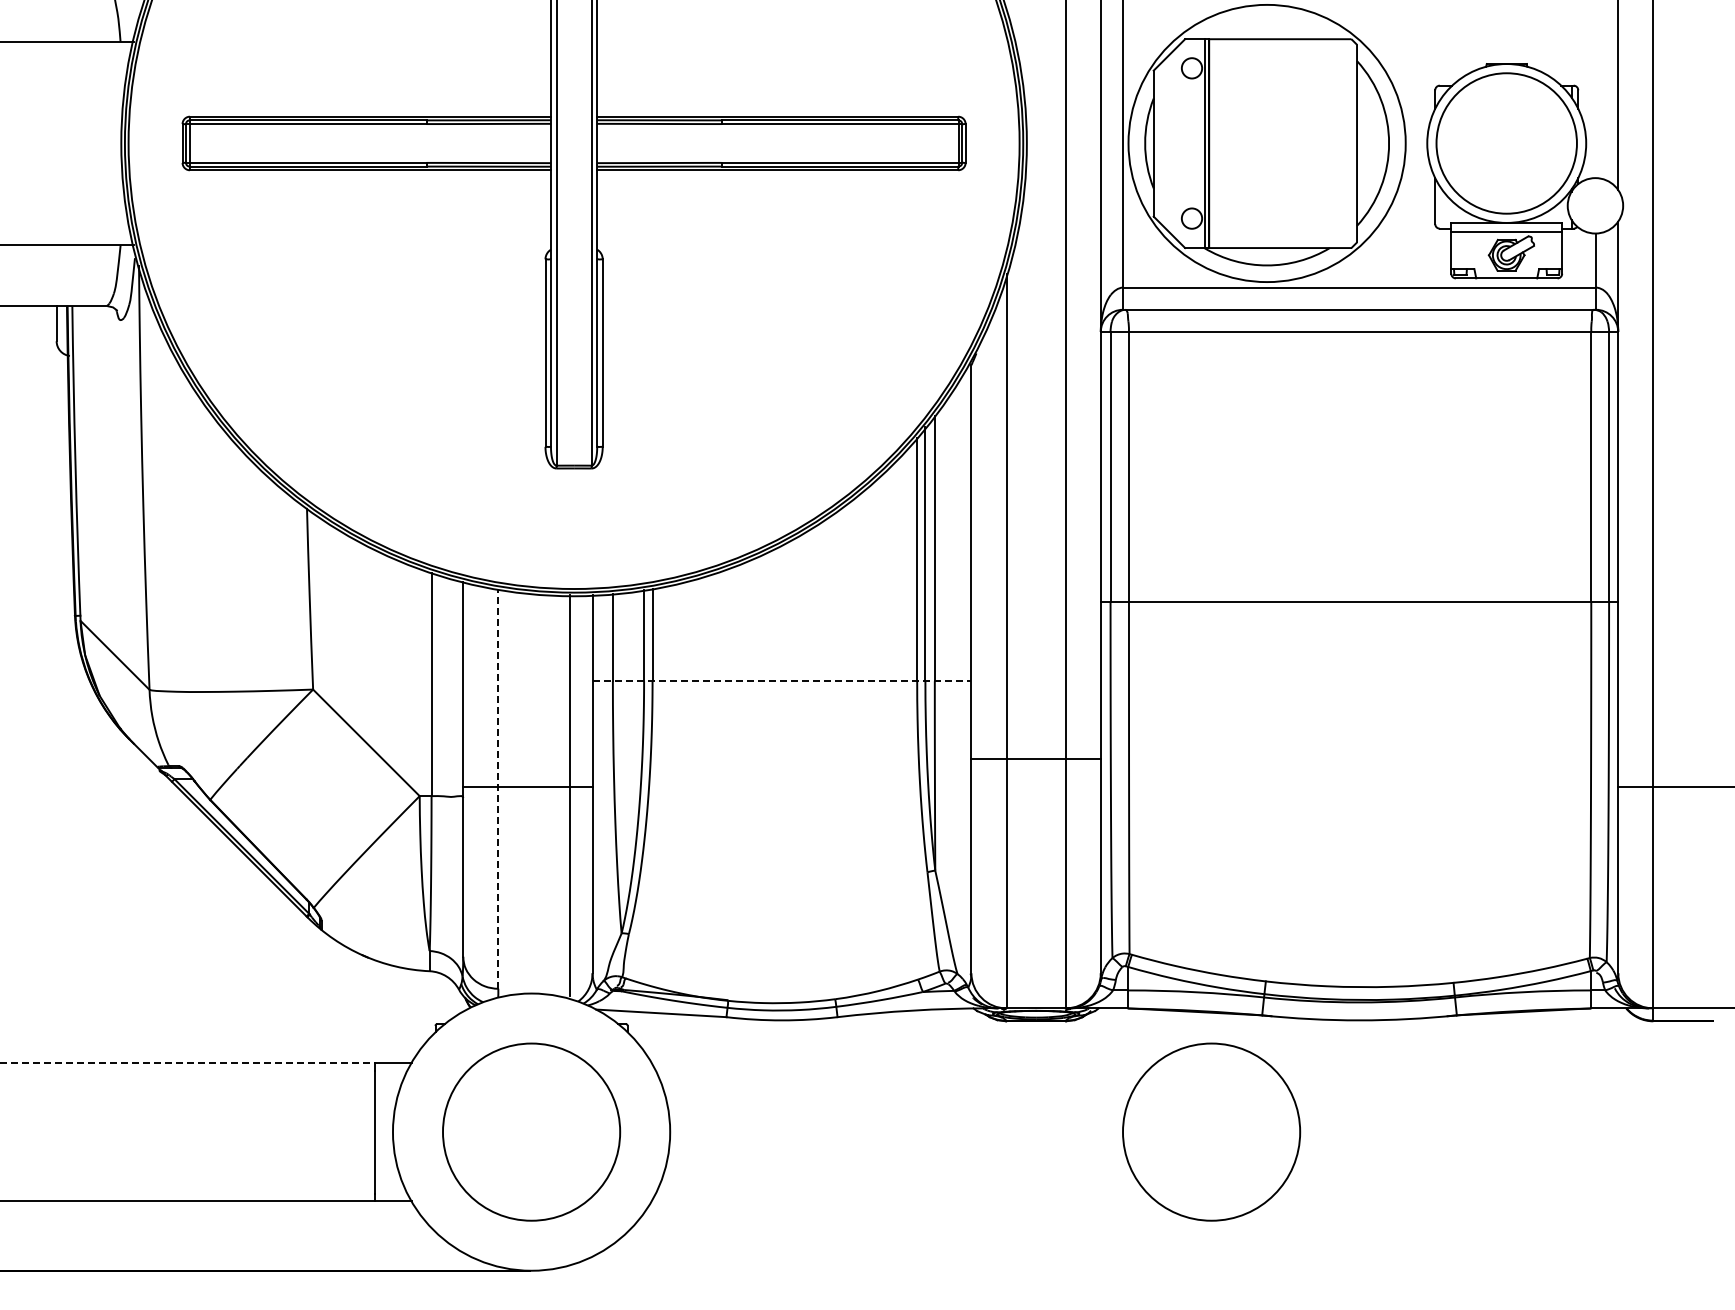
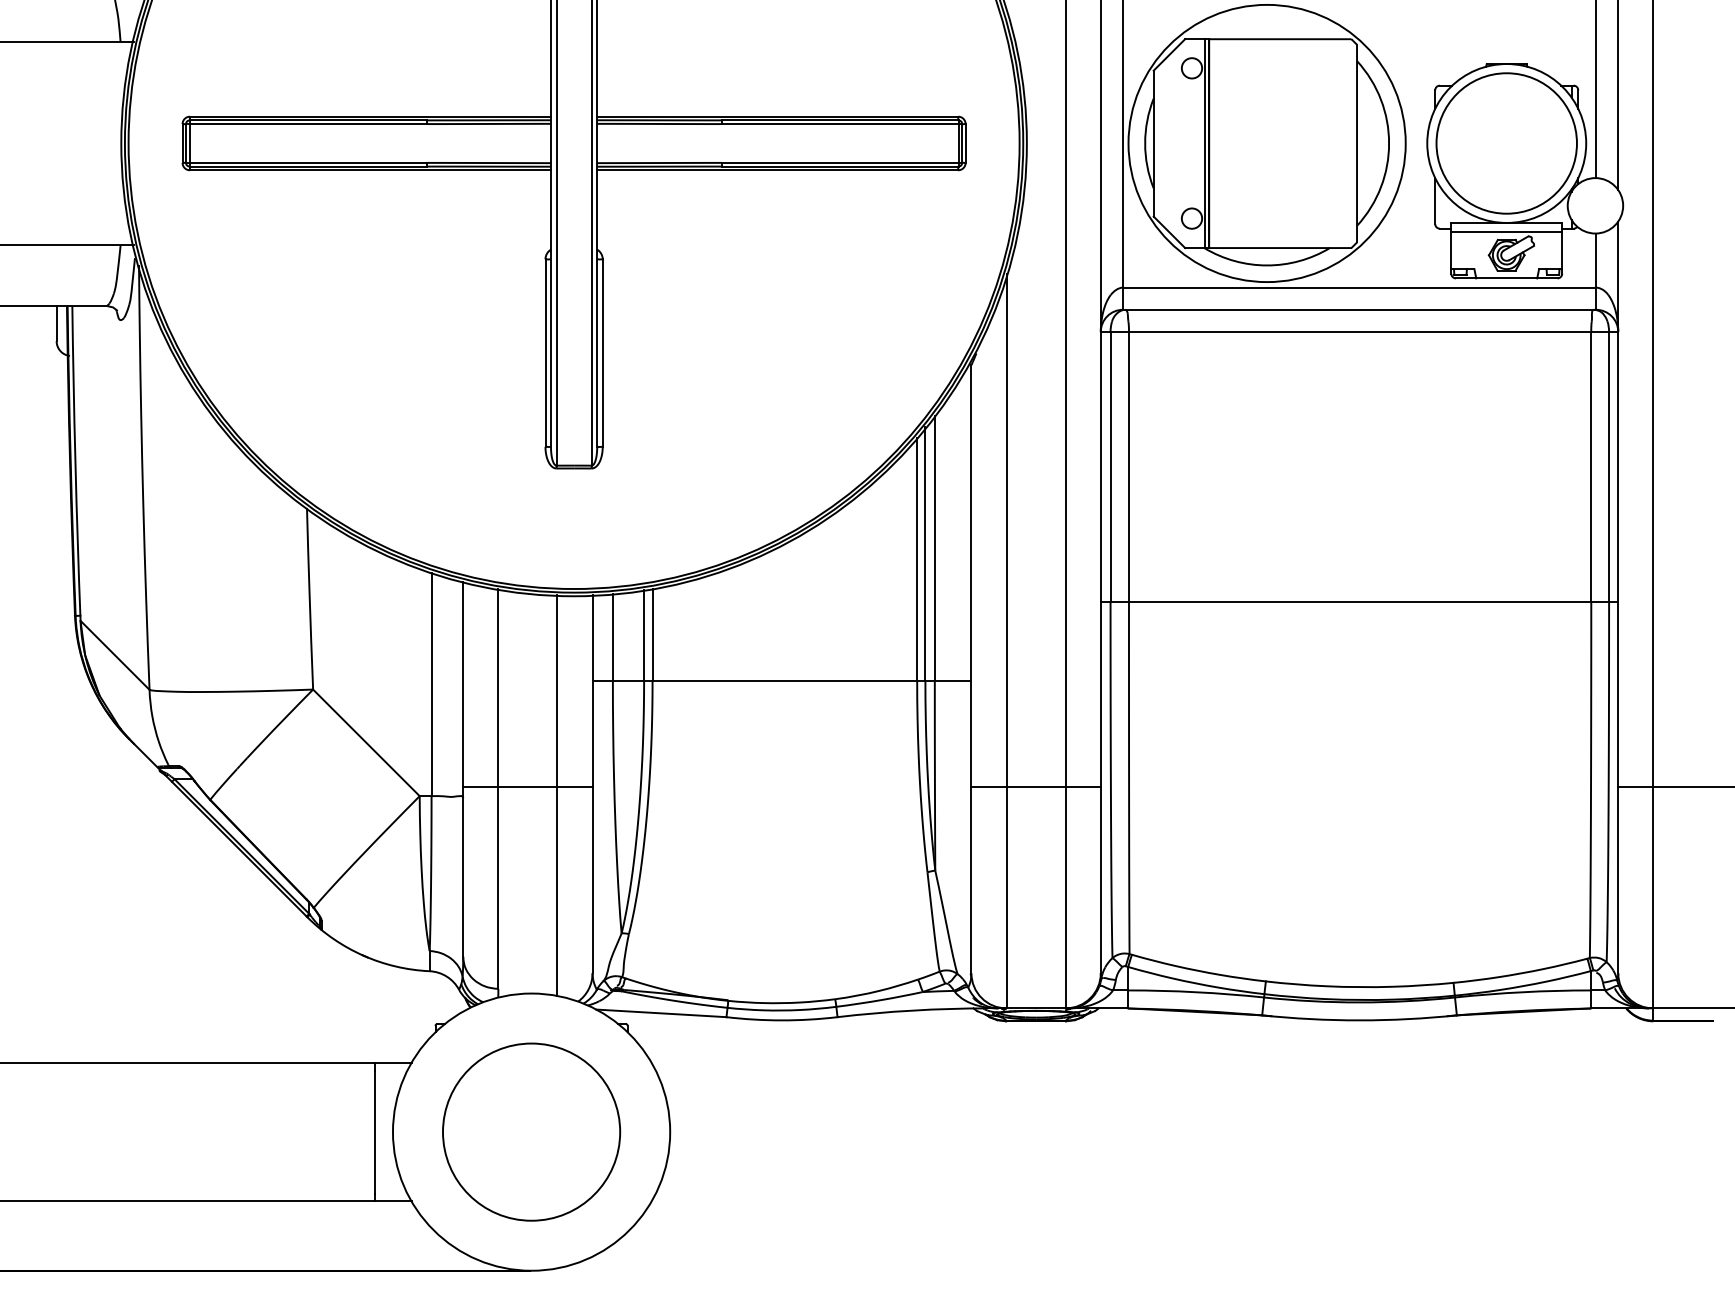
line: none -> present (1596, 90)
line: dashed -> solid (782, 681)
line position: (1035, 758) -> (1035, 786) (1035, 786)
line: dashed -> solid (498, 788)
line position: (570, 795) -> (557, 795) (557, 795)
line: dashed -> solid (187, 1062)
circle: present -> none (1211, 1131)
